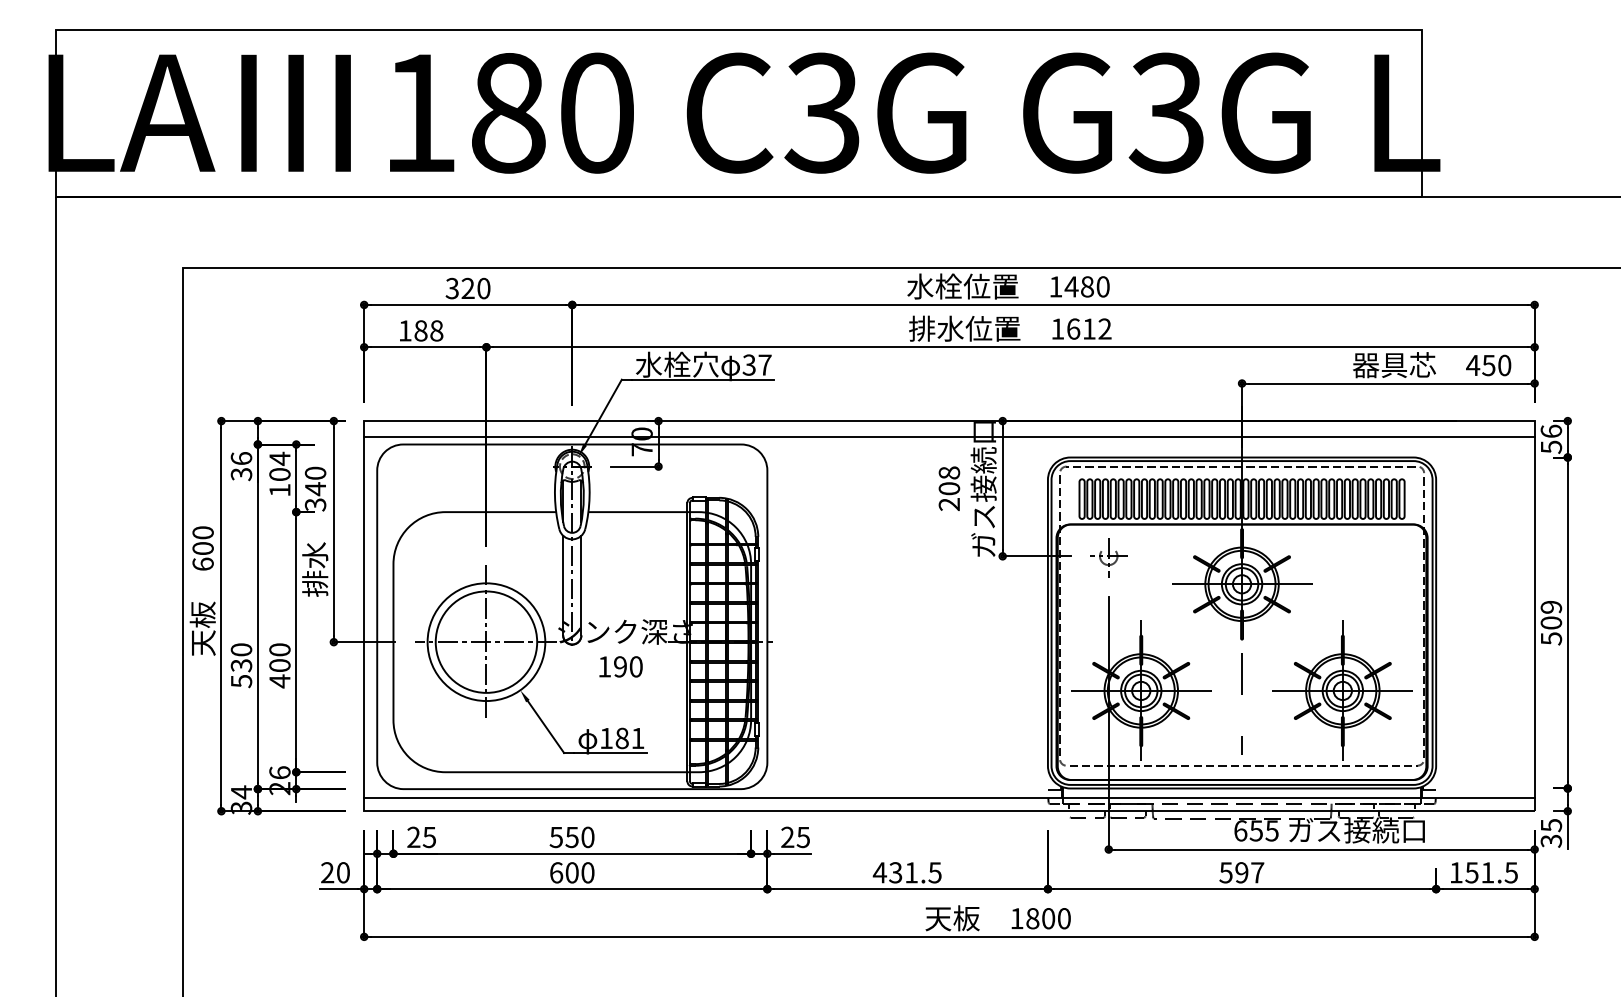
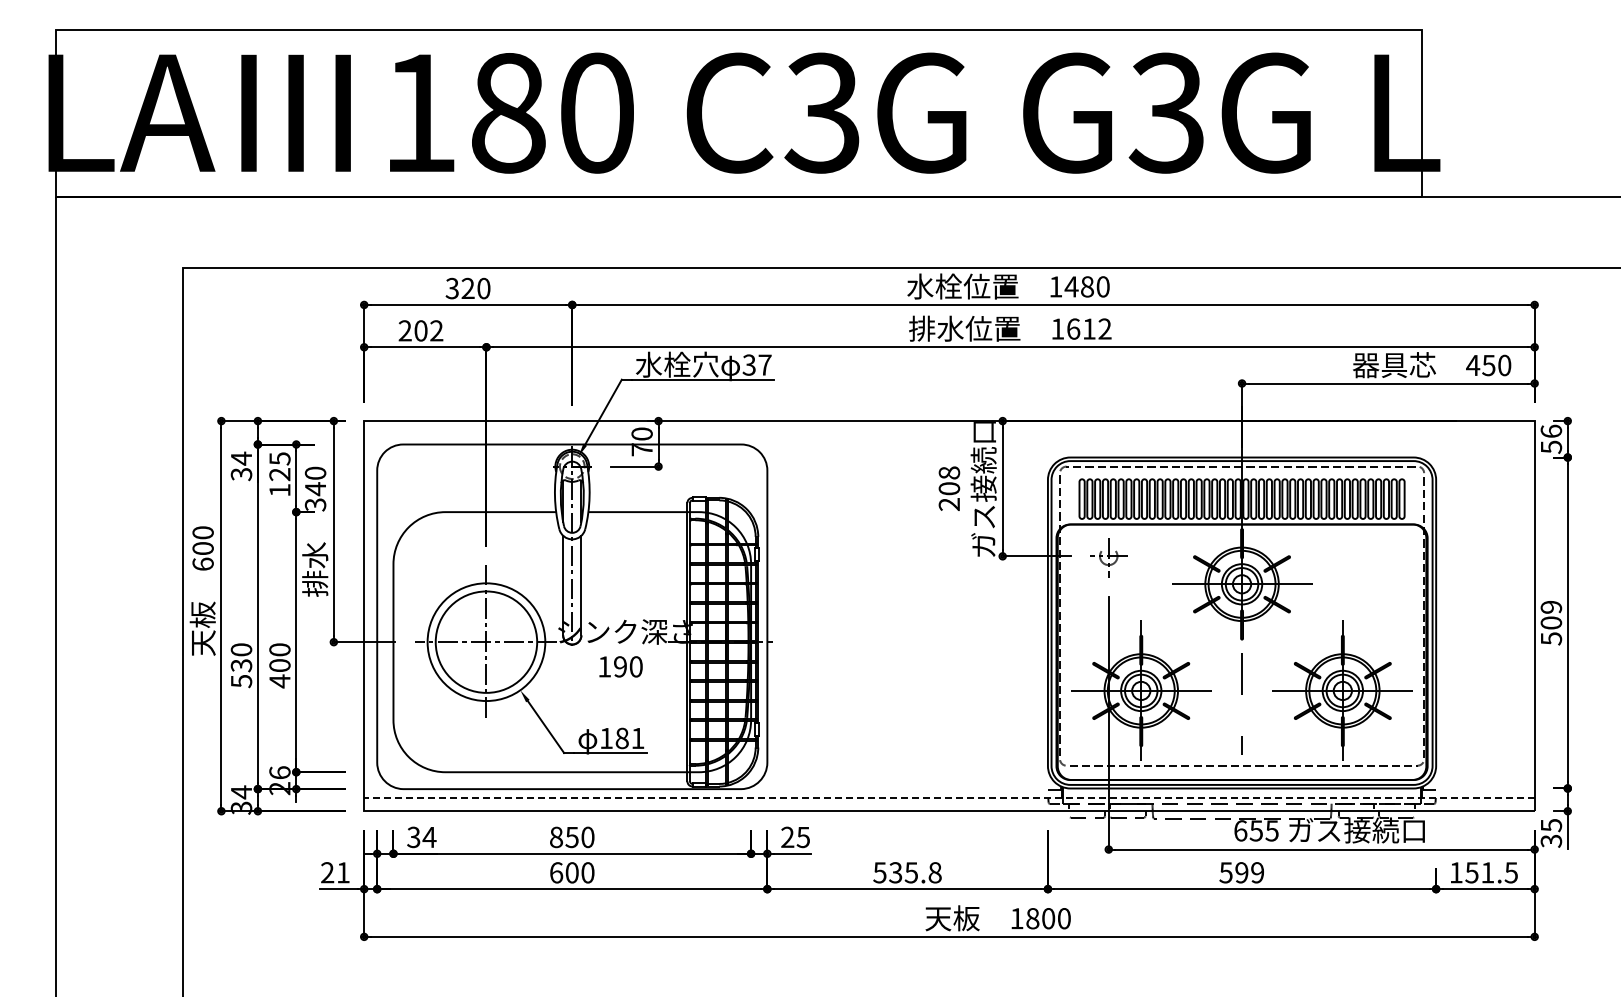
text: 188 -> 202 (420, 330)
line: present -> none (949, 437)
text: 36 -> 34 (241, 458)
text: 104 -> 125 (279, 466)
line: solid -> dashed (948, 797)
text: 550 -> 850 (556, 836)
text: 25 -> 34 (421, 837)
text: 20 -> 21 (343, 872)
text: 431.5 -> 535.8 (906, 872)
text: 597 -> 599 (1257, 872)
